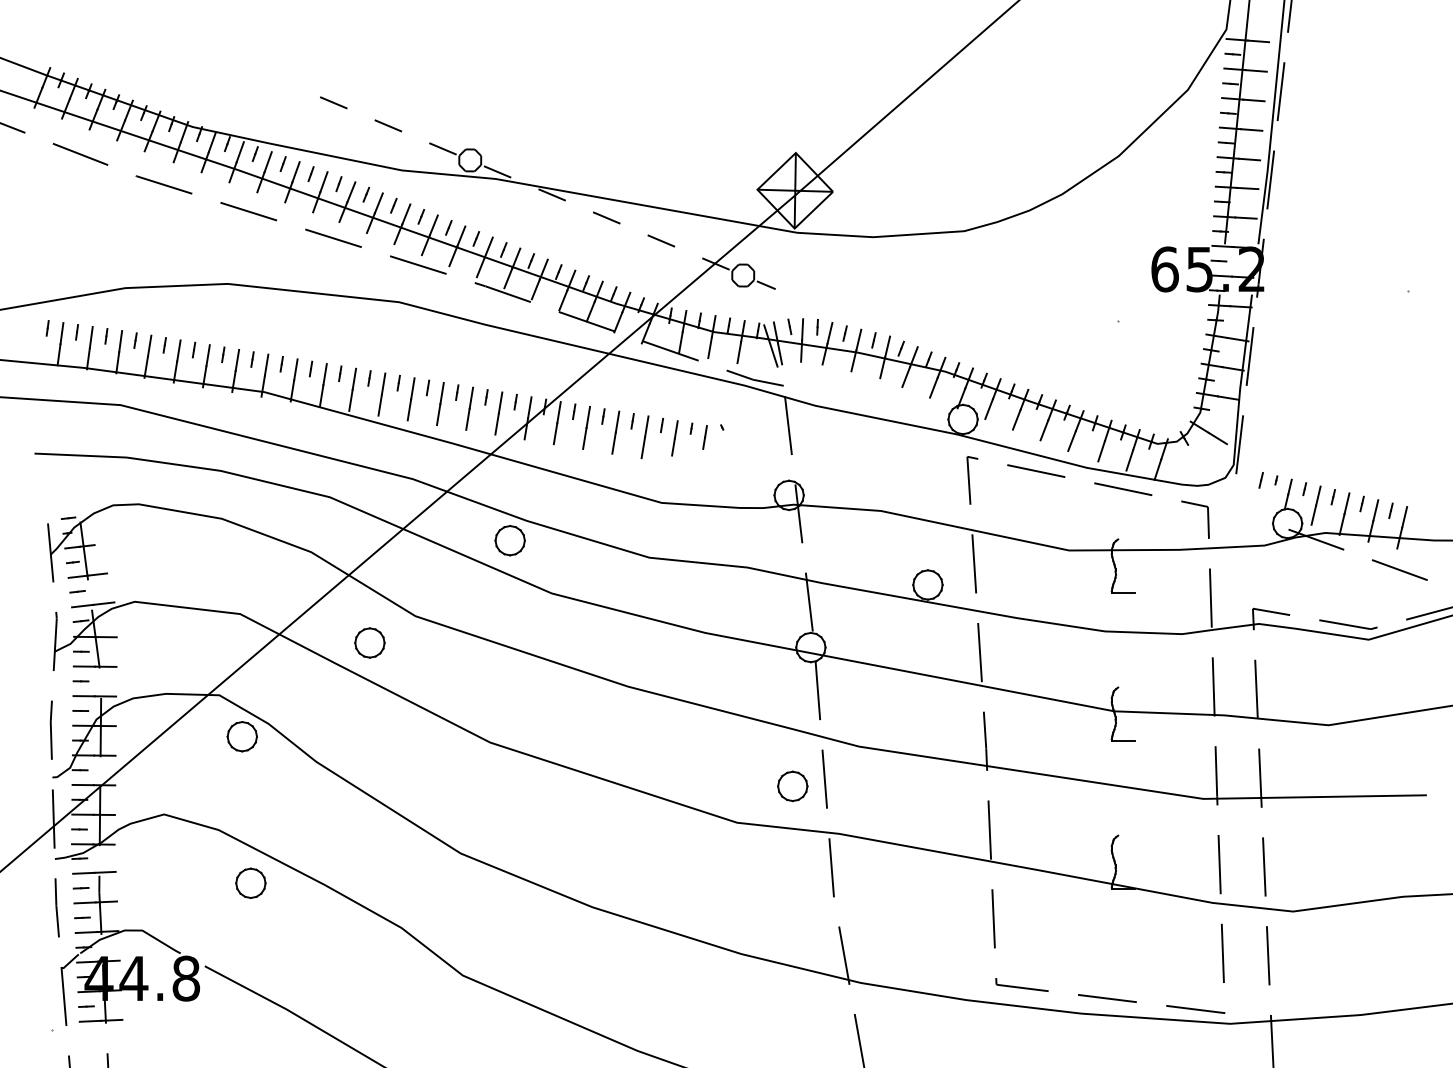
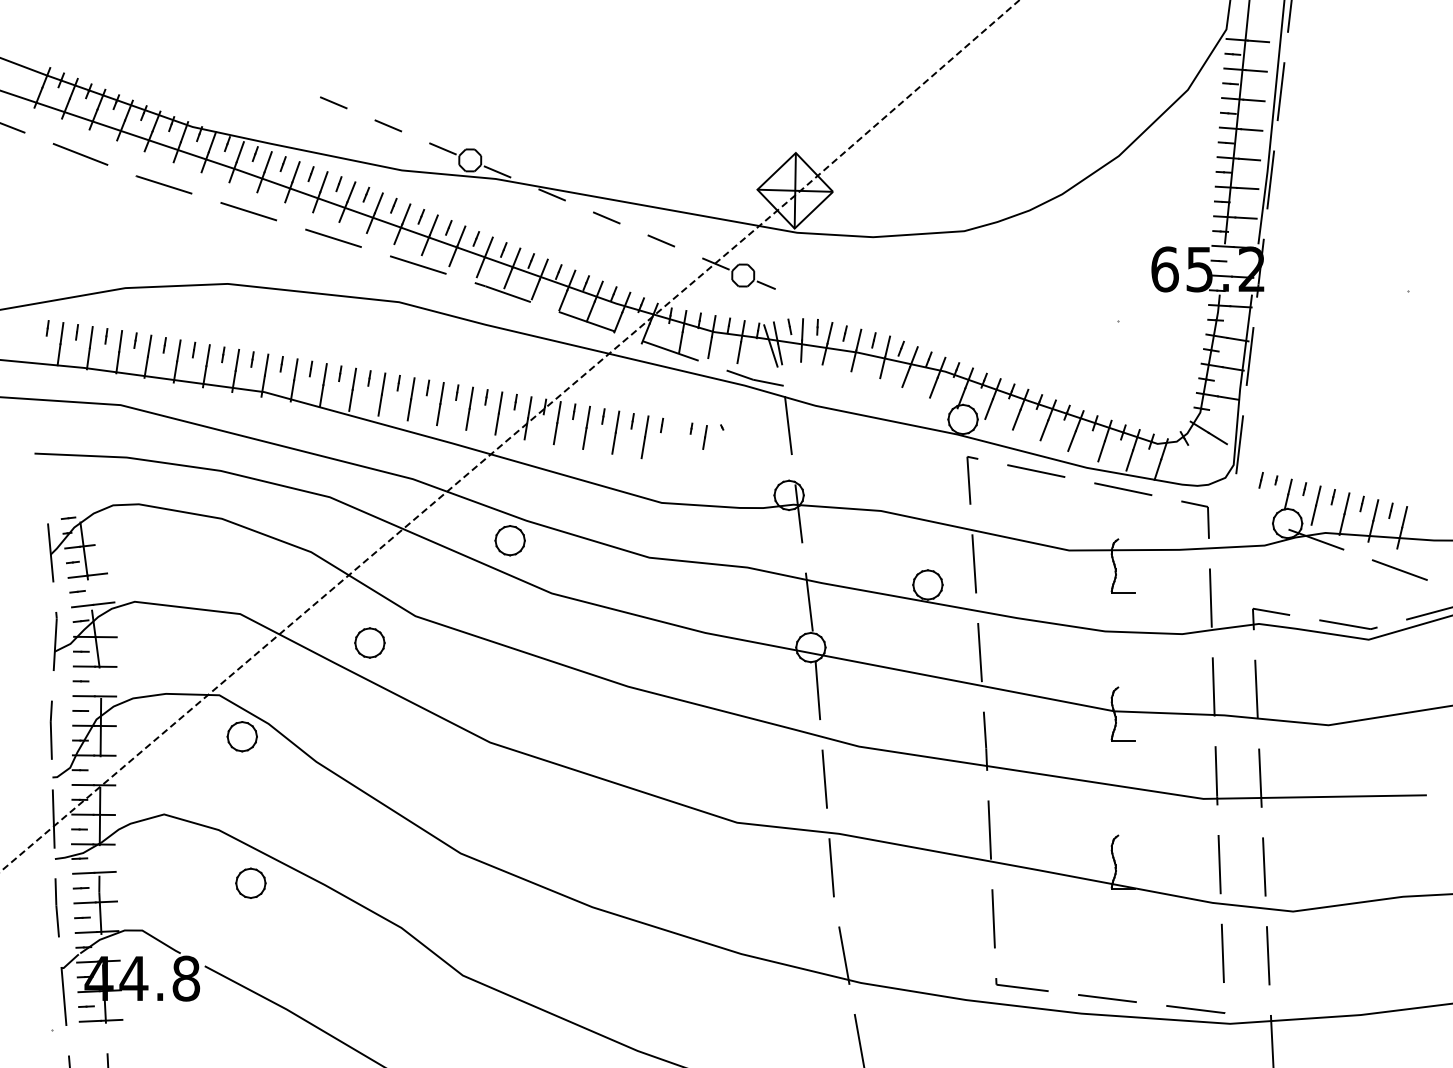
line: solid -> dashed (511, 437)
line: present -> none (674, 438)
part: present -> none (792, 786)
